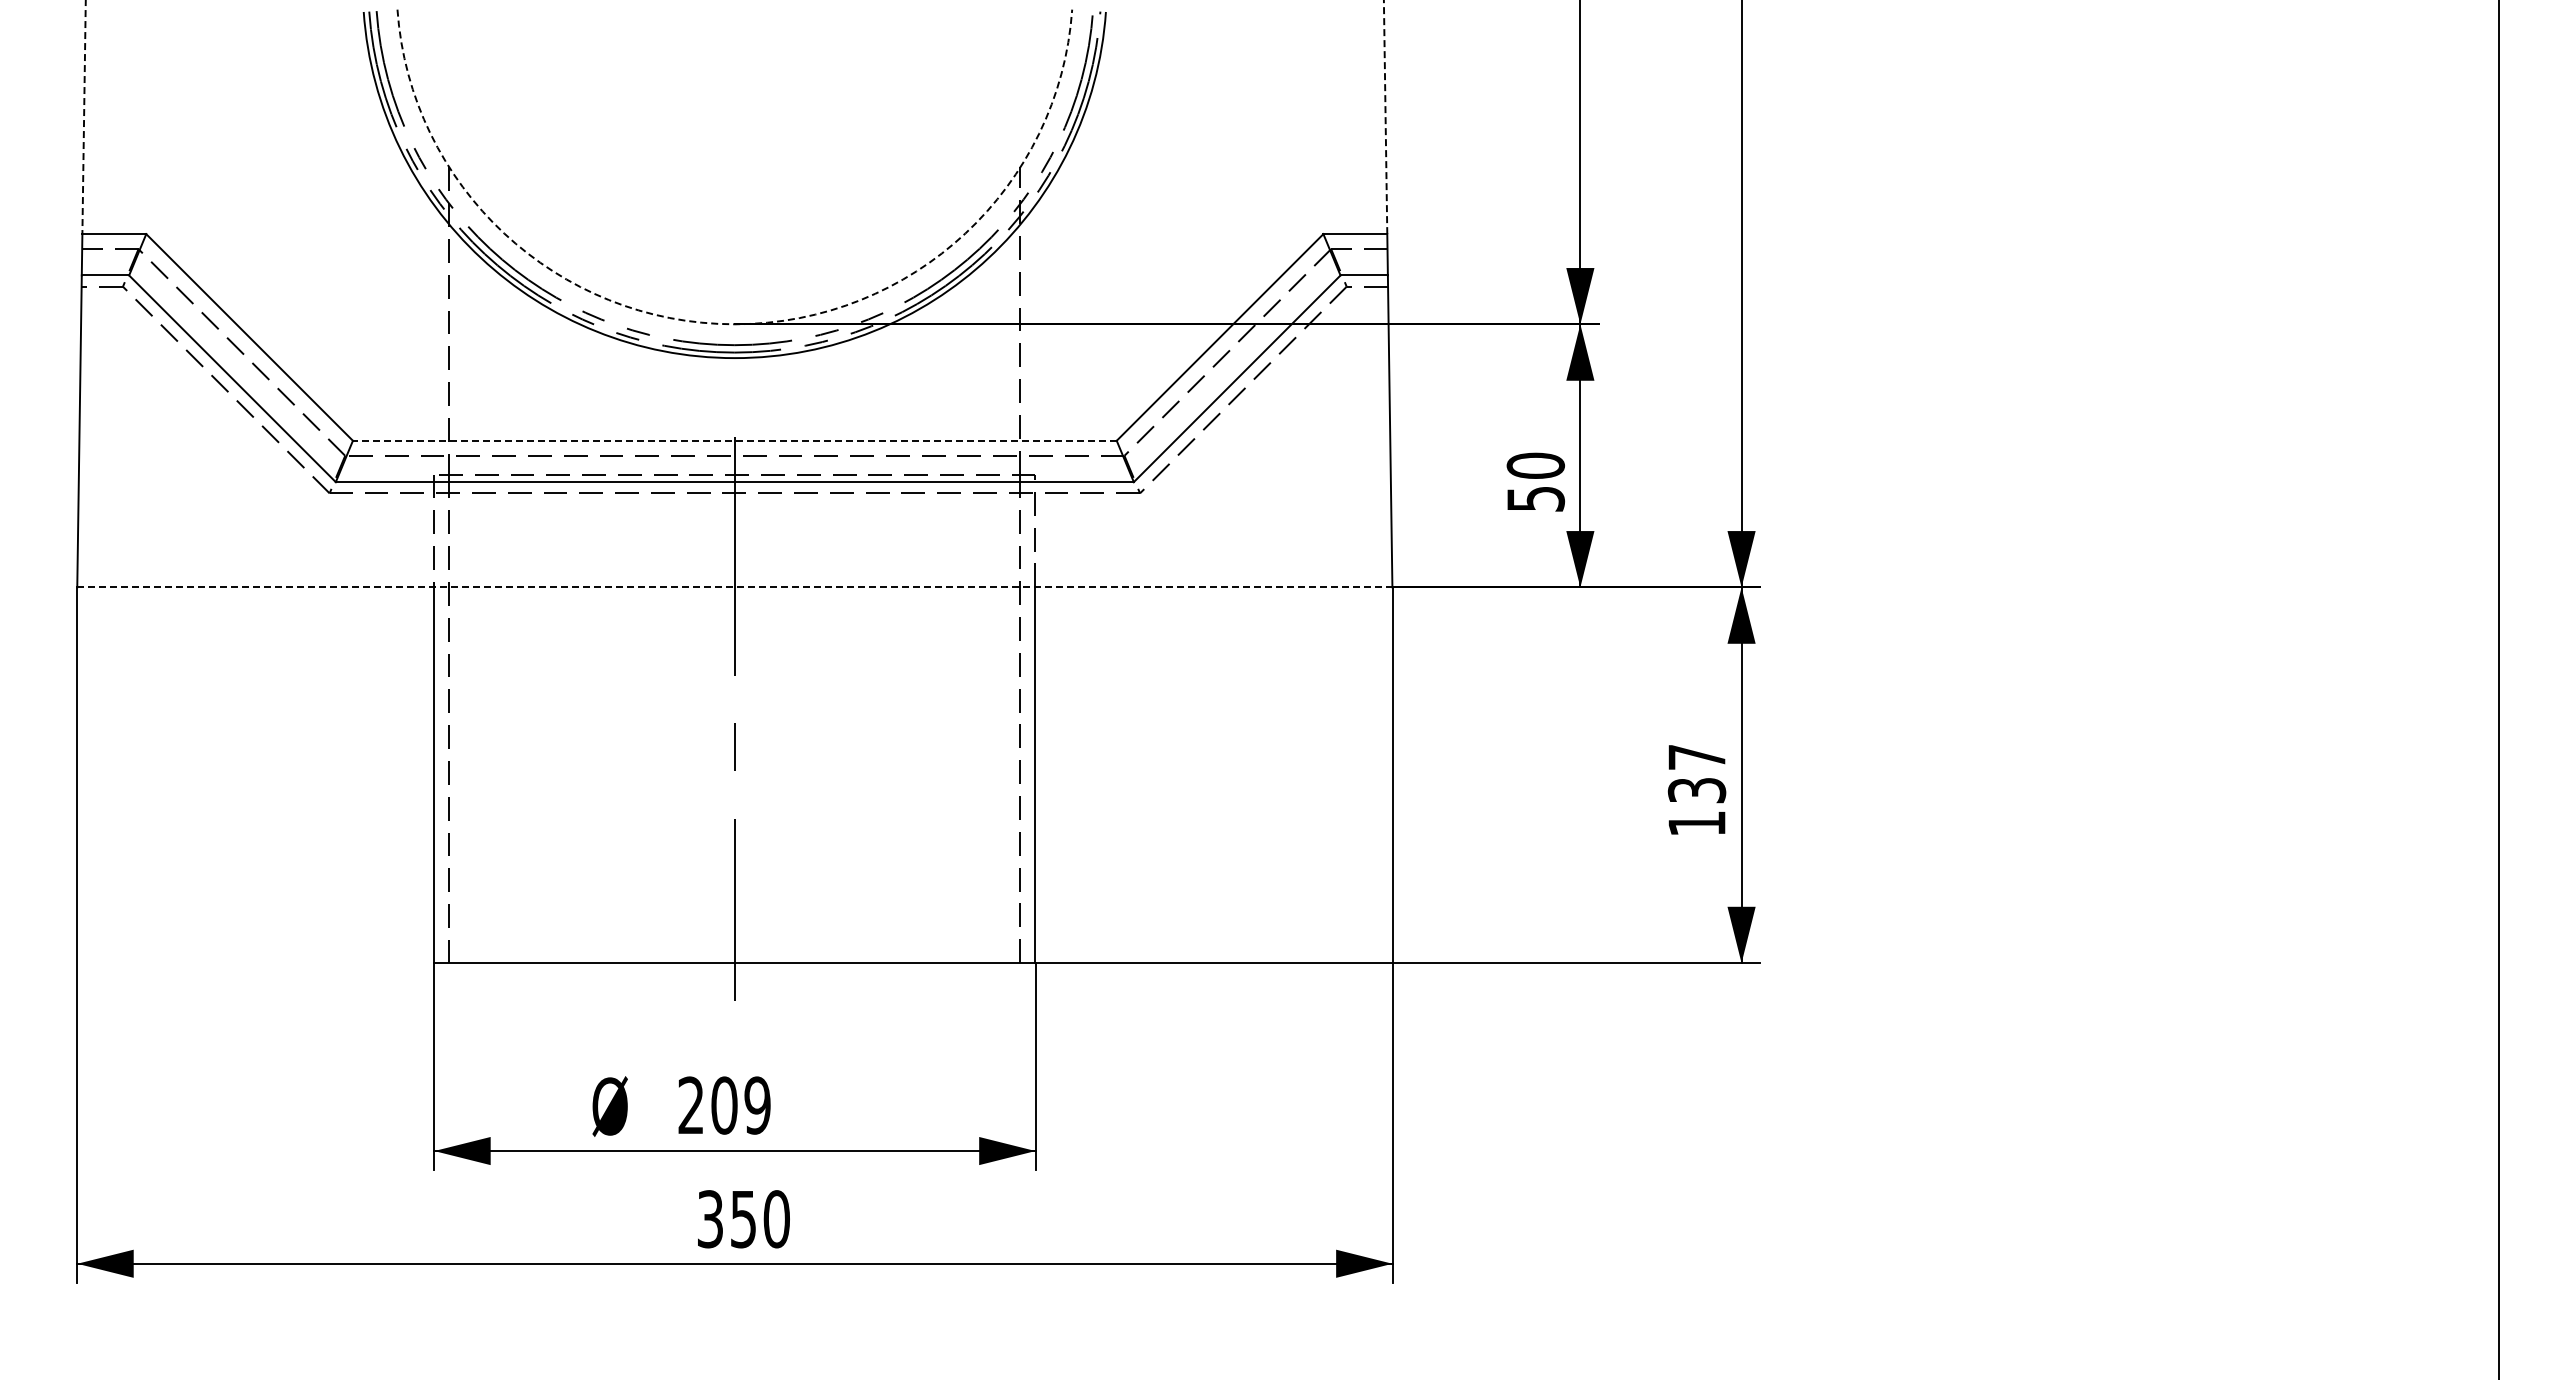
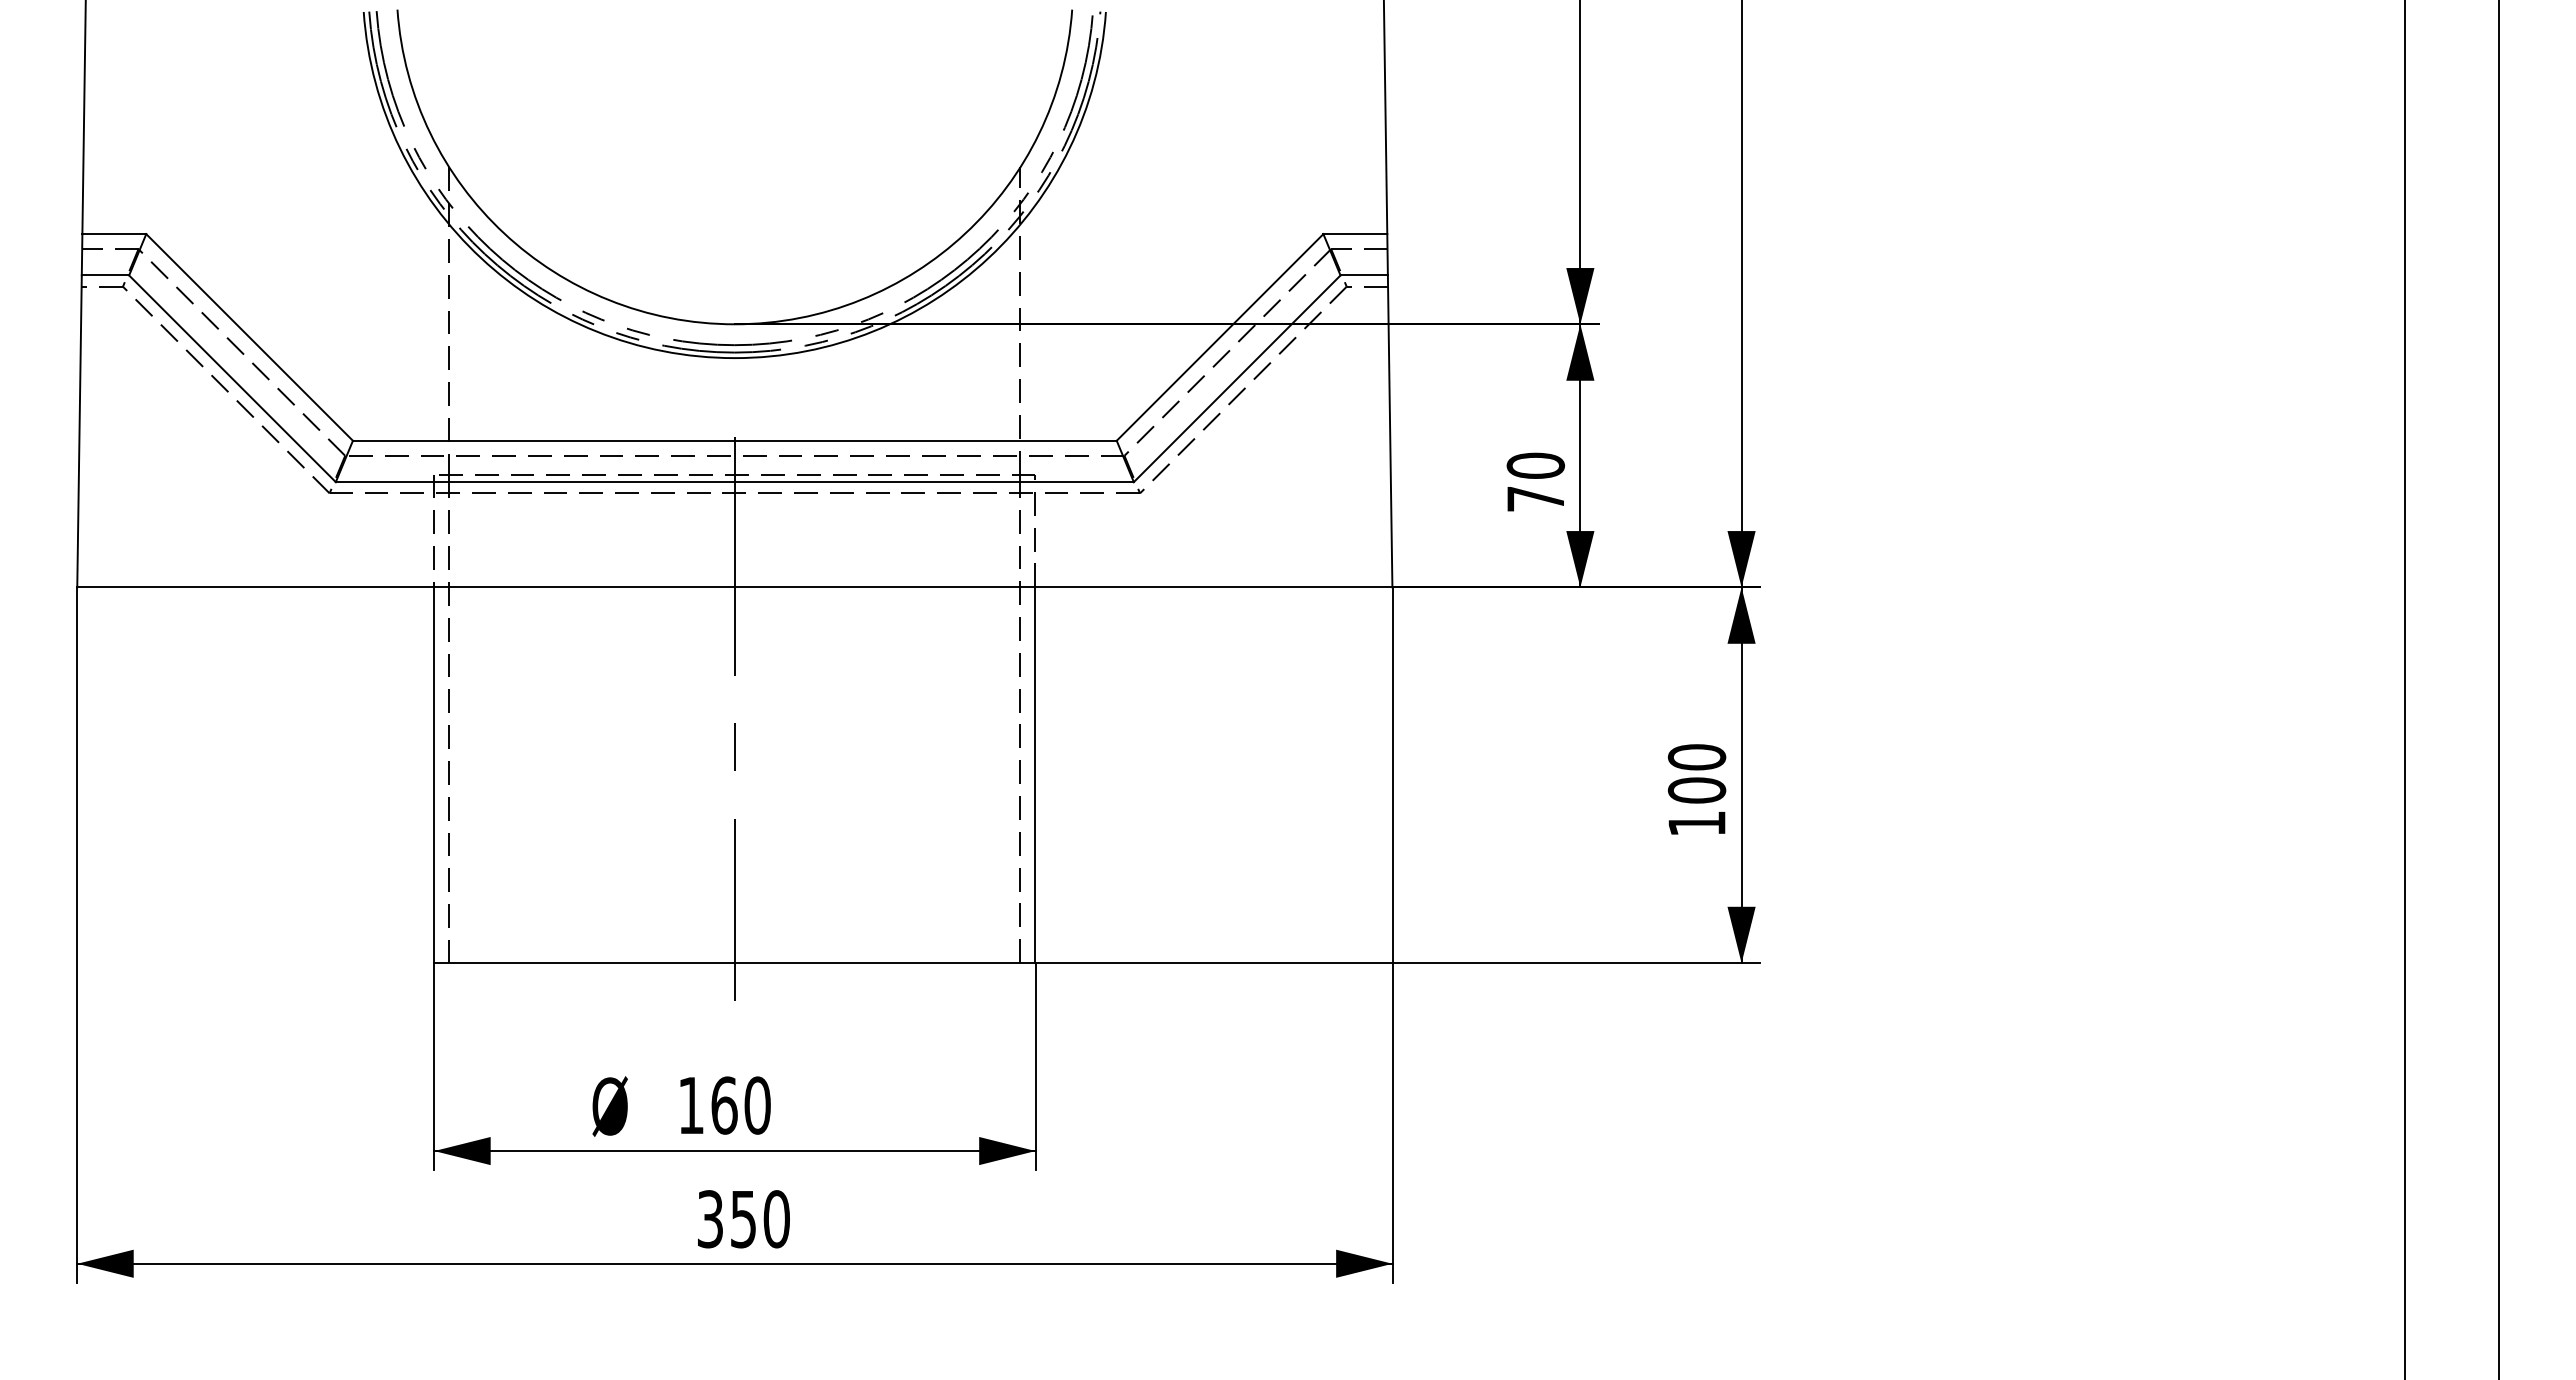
line: dashed -> solid (84, 117)
line: dashed -> solid (1385, 117)
arc: dashed -> solid (734, 324)
line: dashed -> solid (734, 440)
text: 50 -> 70 (1536, 499)
line: dashed -> solid (734, 587)
line: none -> present (2404, 689)
text: 137 -> 100 (1696, 773)
text: 209 -> 160 (724, 1105)
